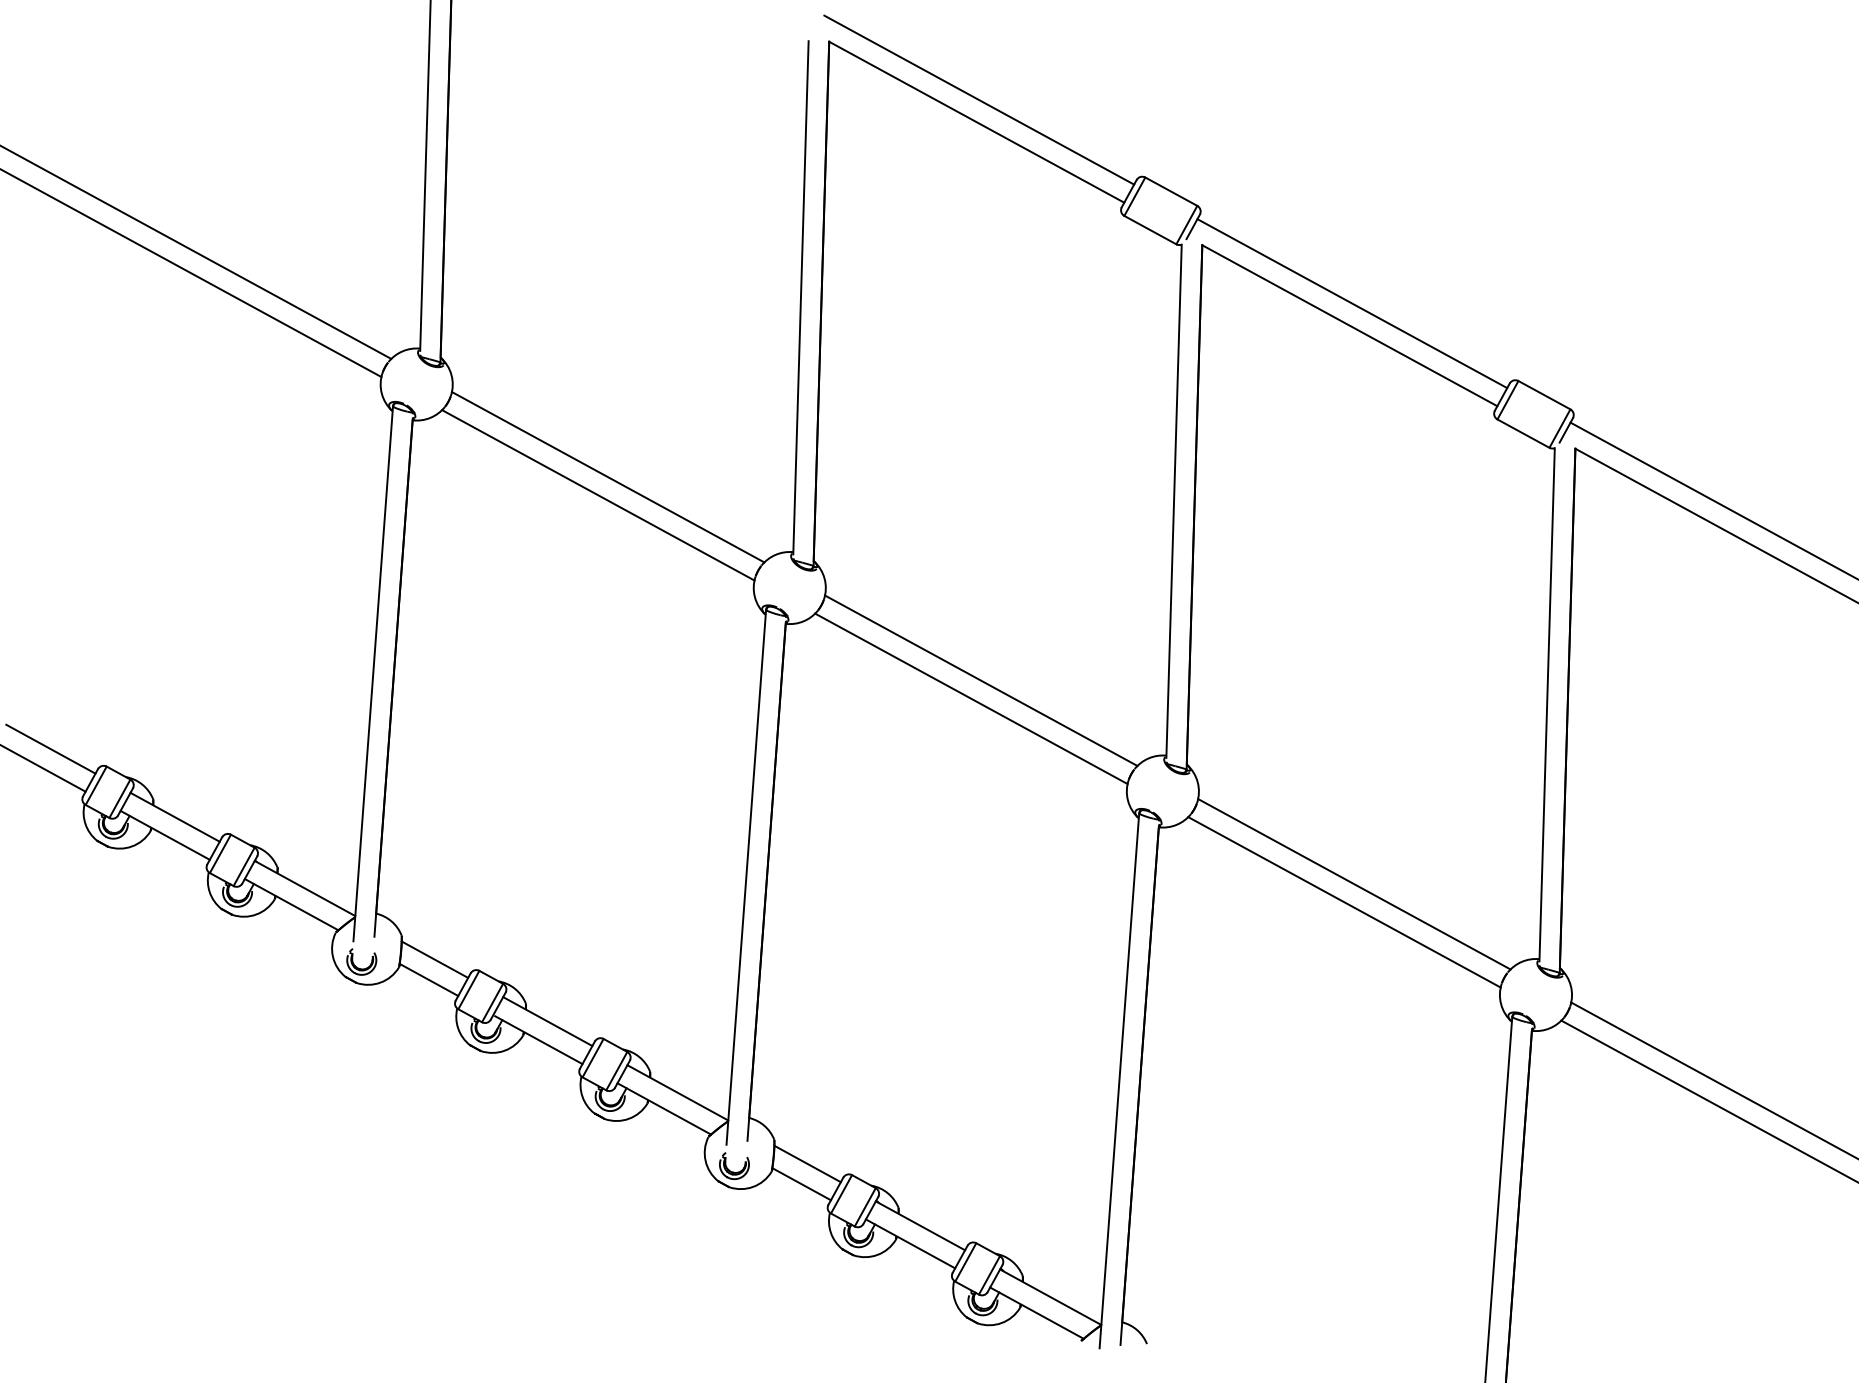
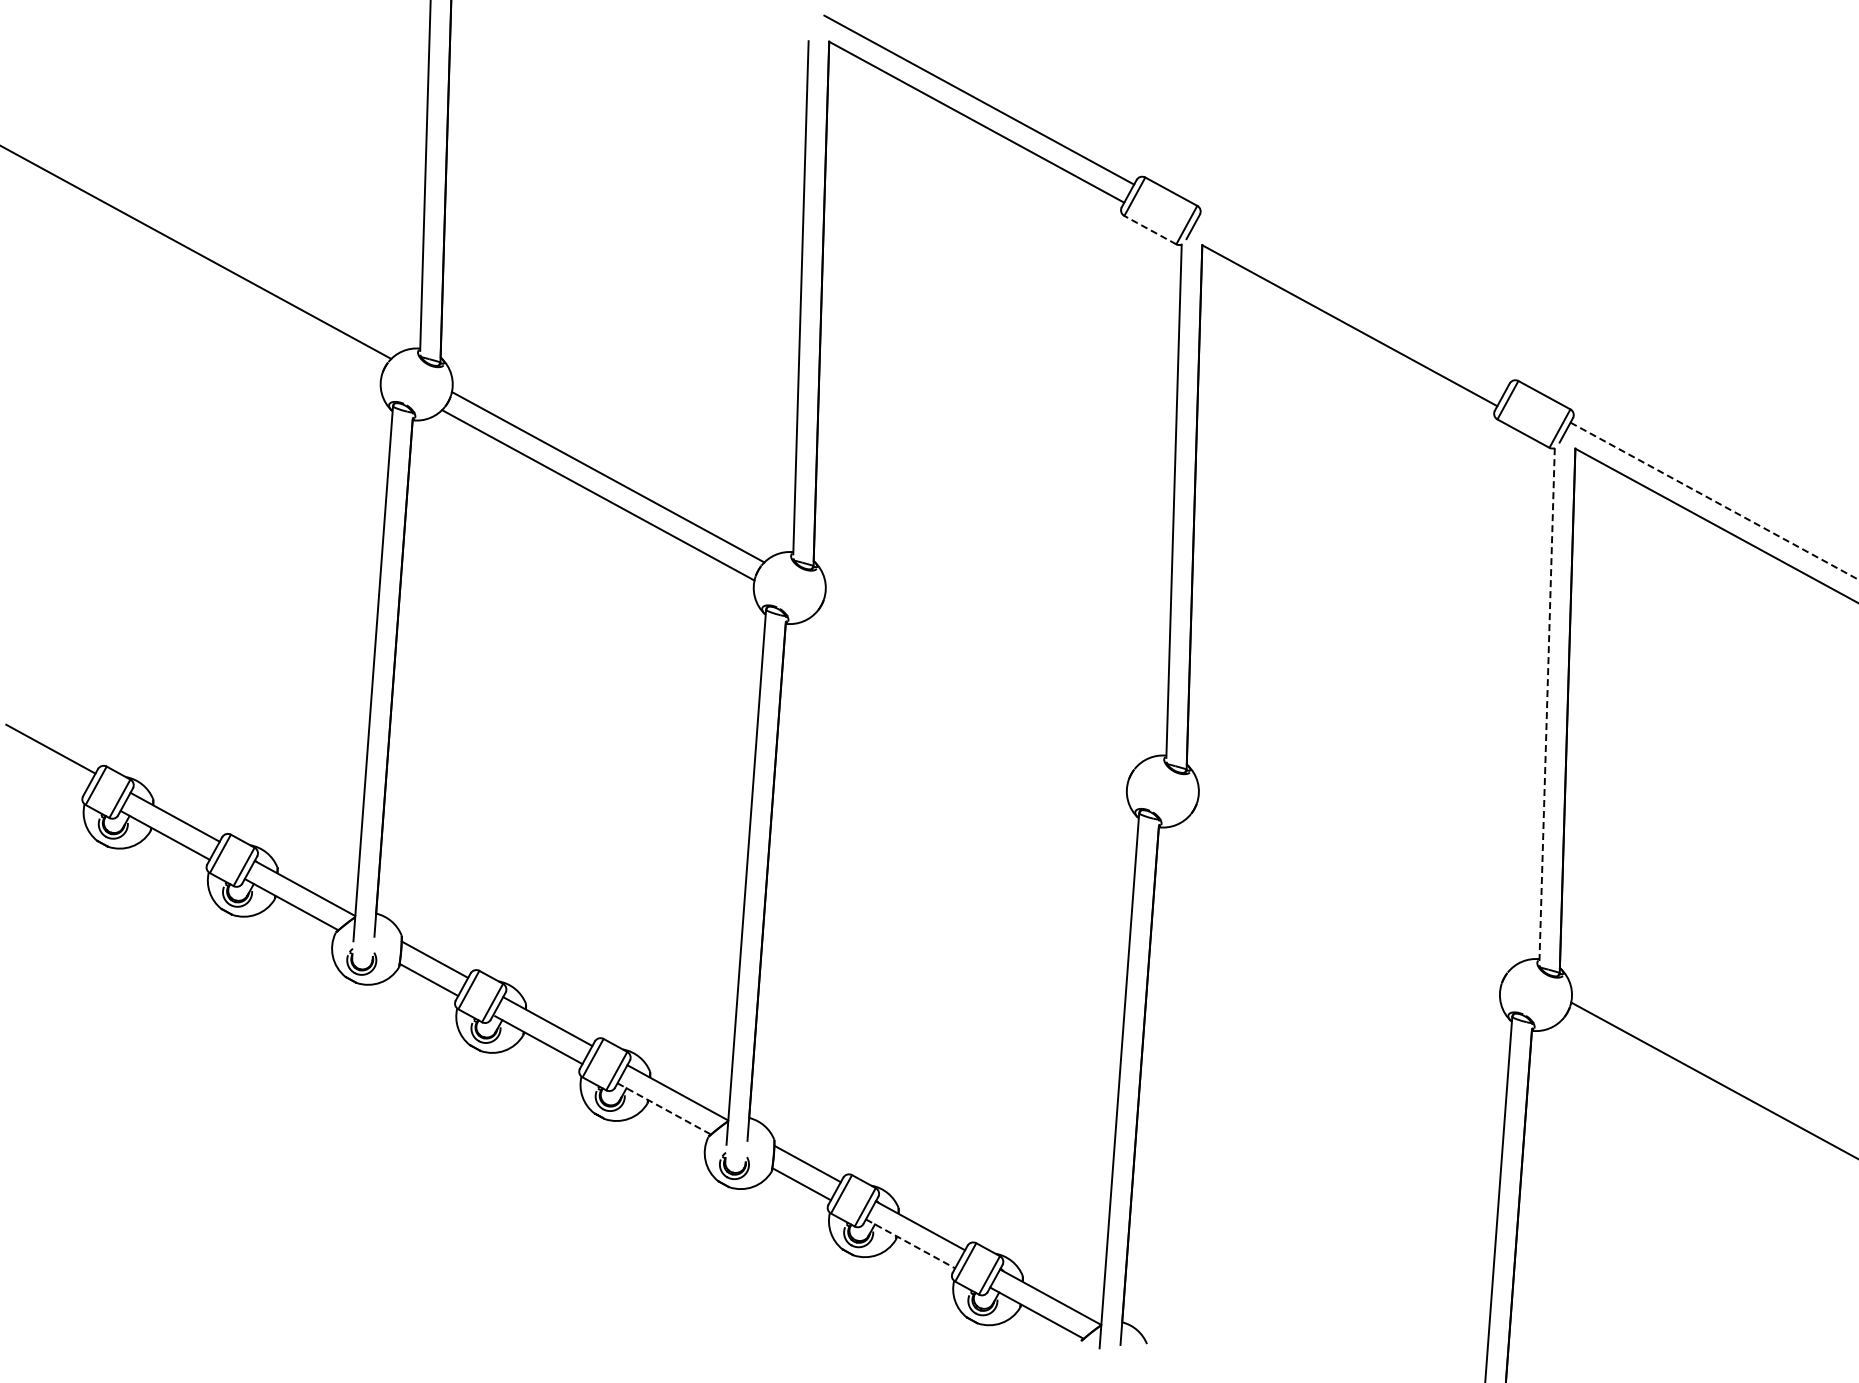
line: solid -> dashed (1150, 230)
line: present -> none (191, 273)
line: present -> none (1352, 303)
line: solid -> dashed (1714, 501)
line: present -> none (981, 680)
line: present -> none (971, 698)
line: solid -> dashed (1547, 704)
line: present -> none (43, 768)
line: present -> none (1354, 884)
line: present -> none (1344, 902)
line: present -> none (1708, 1100)
line: solid -> dashed (664, 1109)
line: solid -> dashed (910, 1243)
